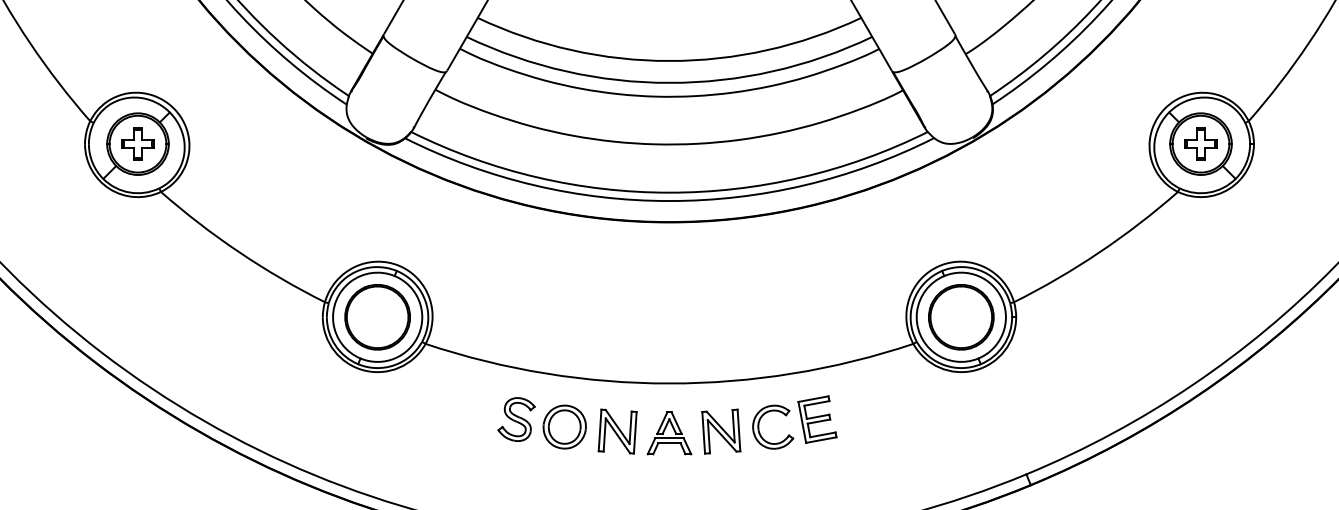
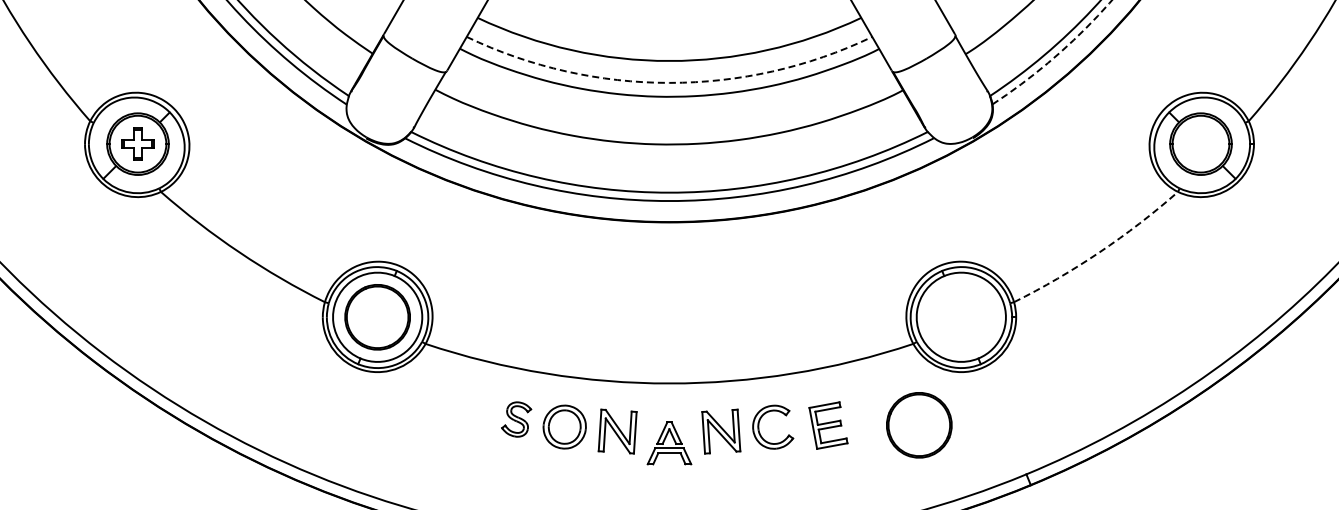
arc: solid -> dashed (1056, 55)
arc: solid -> dashed (669, 82)
part: present -> none (1200, 143)
arc: solid -> dashed (1099, 252)
part position: (961, 317) -> (919, 425) (919, 425)
part size: 39x45 px -> 32x37 px (516, 419)
part position: (817, 419) -> (828, 425) (828, 425)
part position: (669, 433) -> (669, 443) (669, 443)
